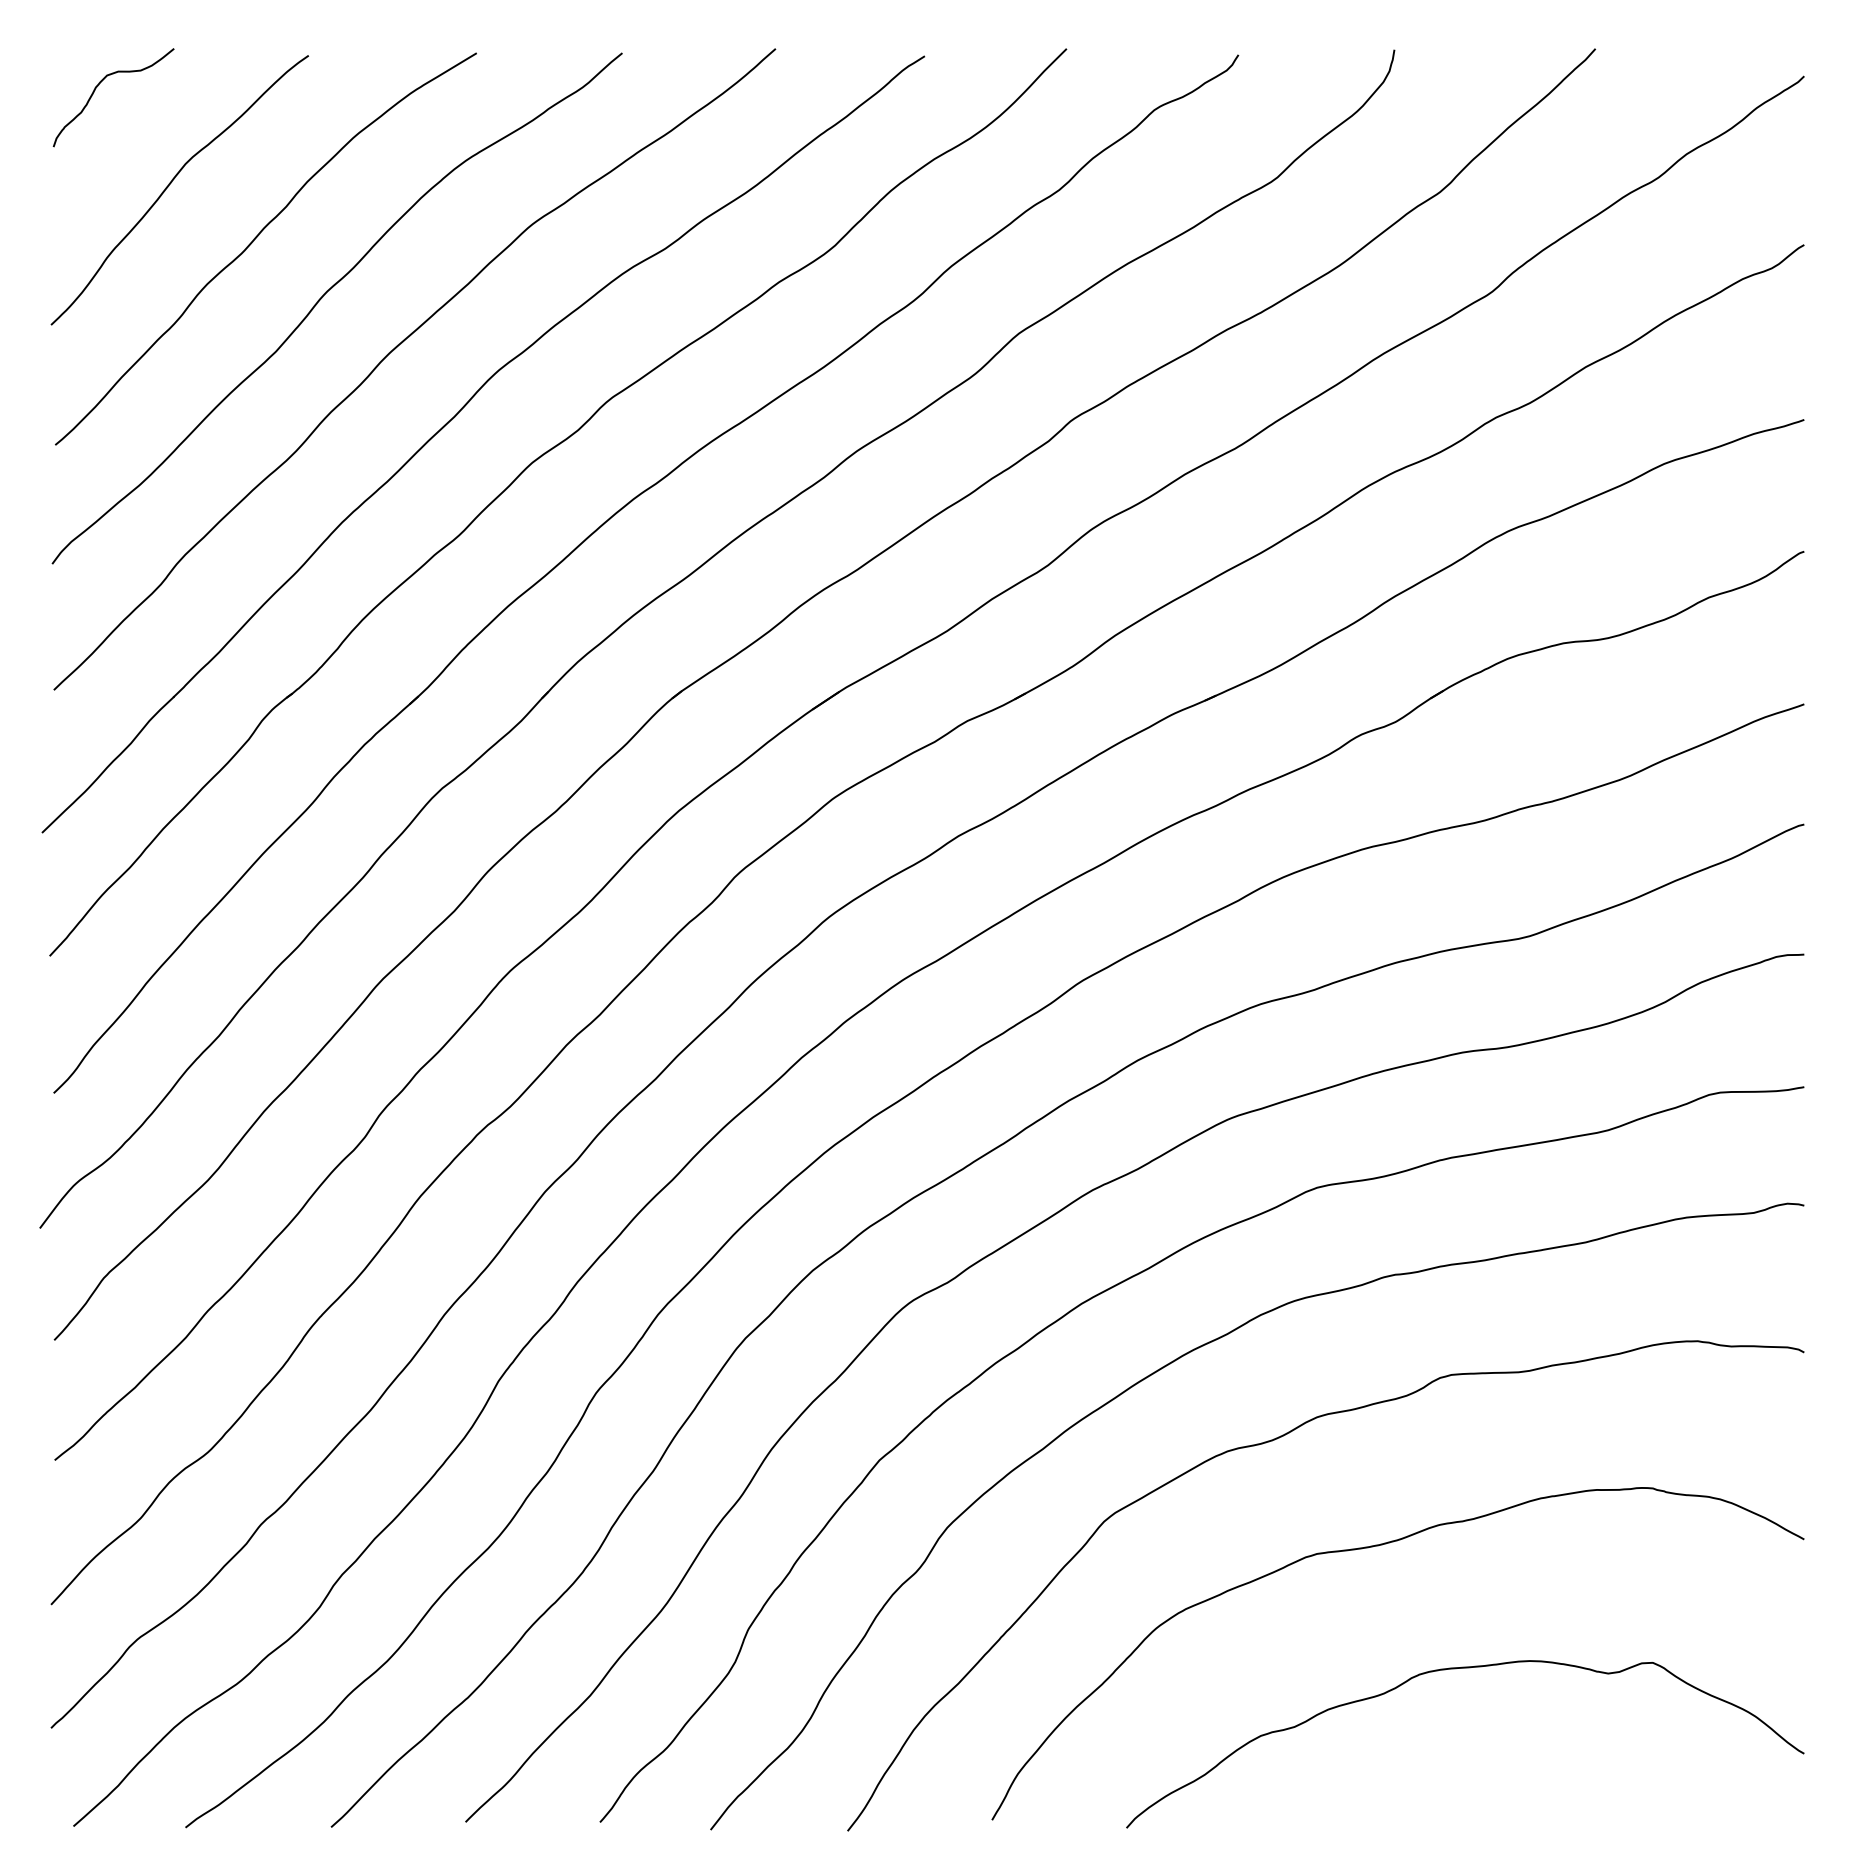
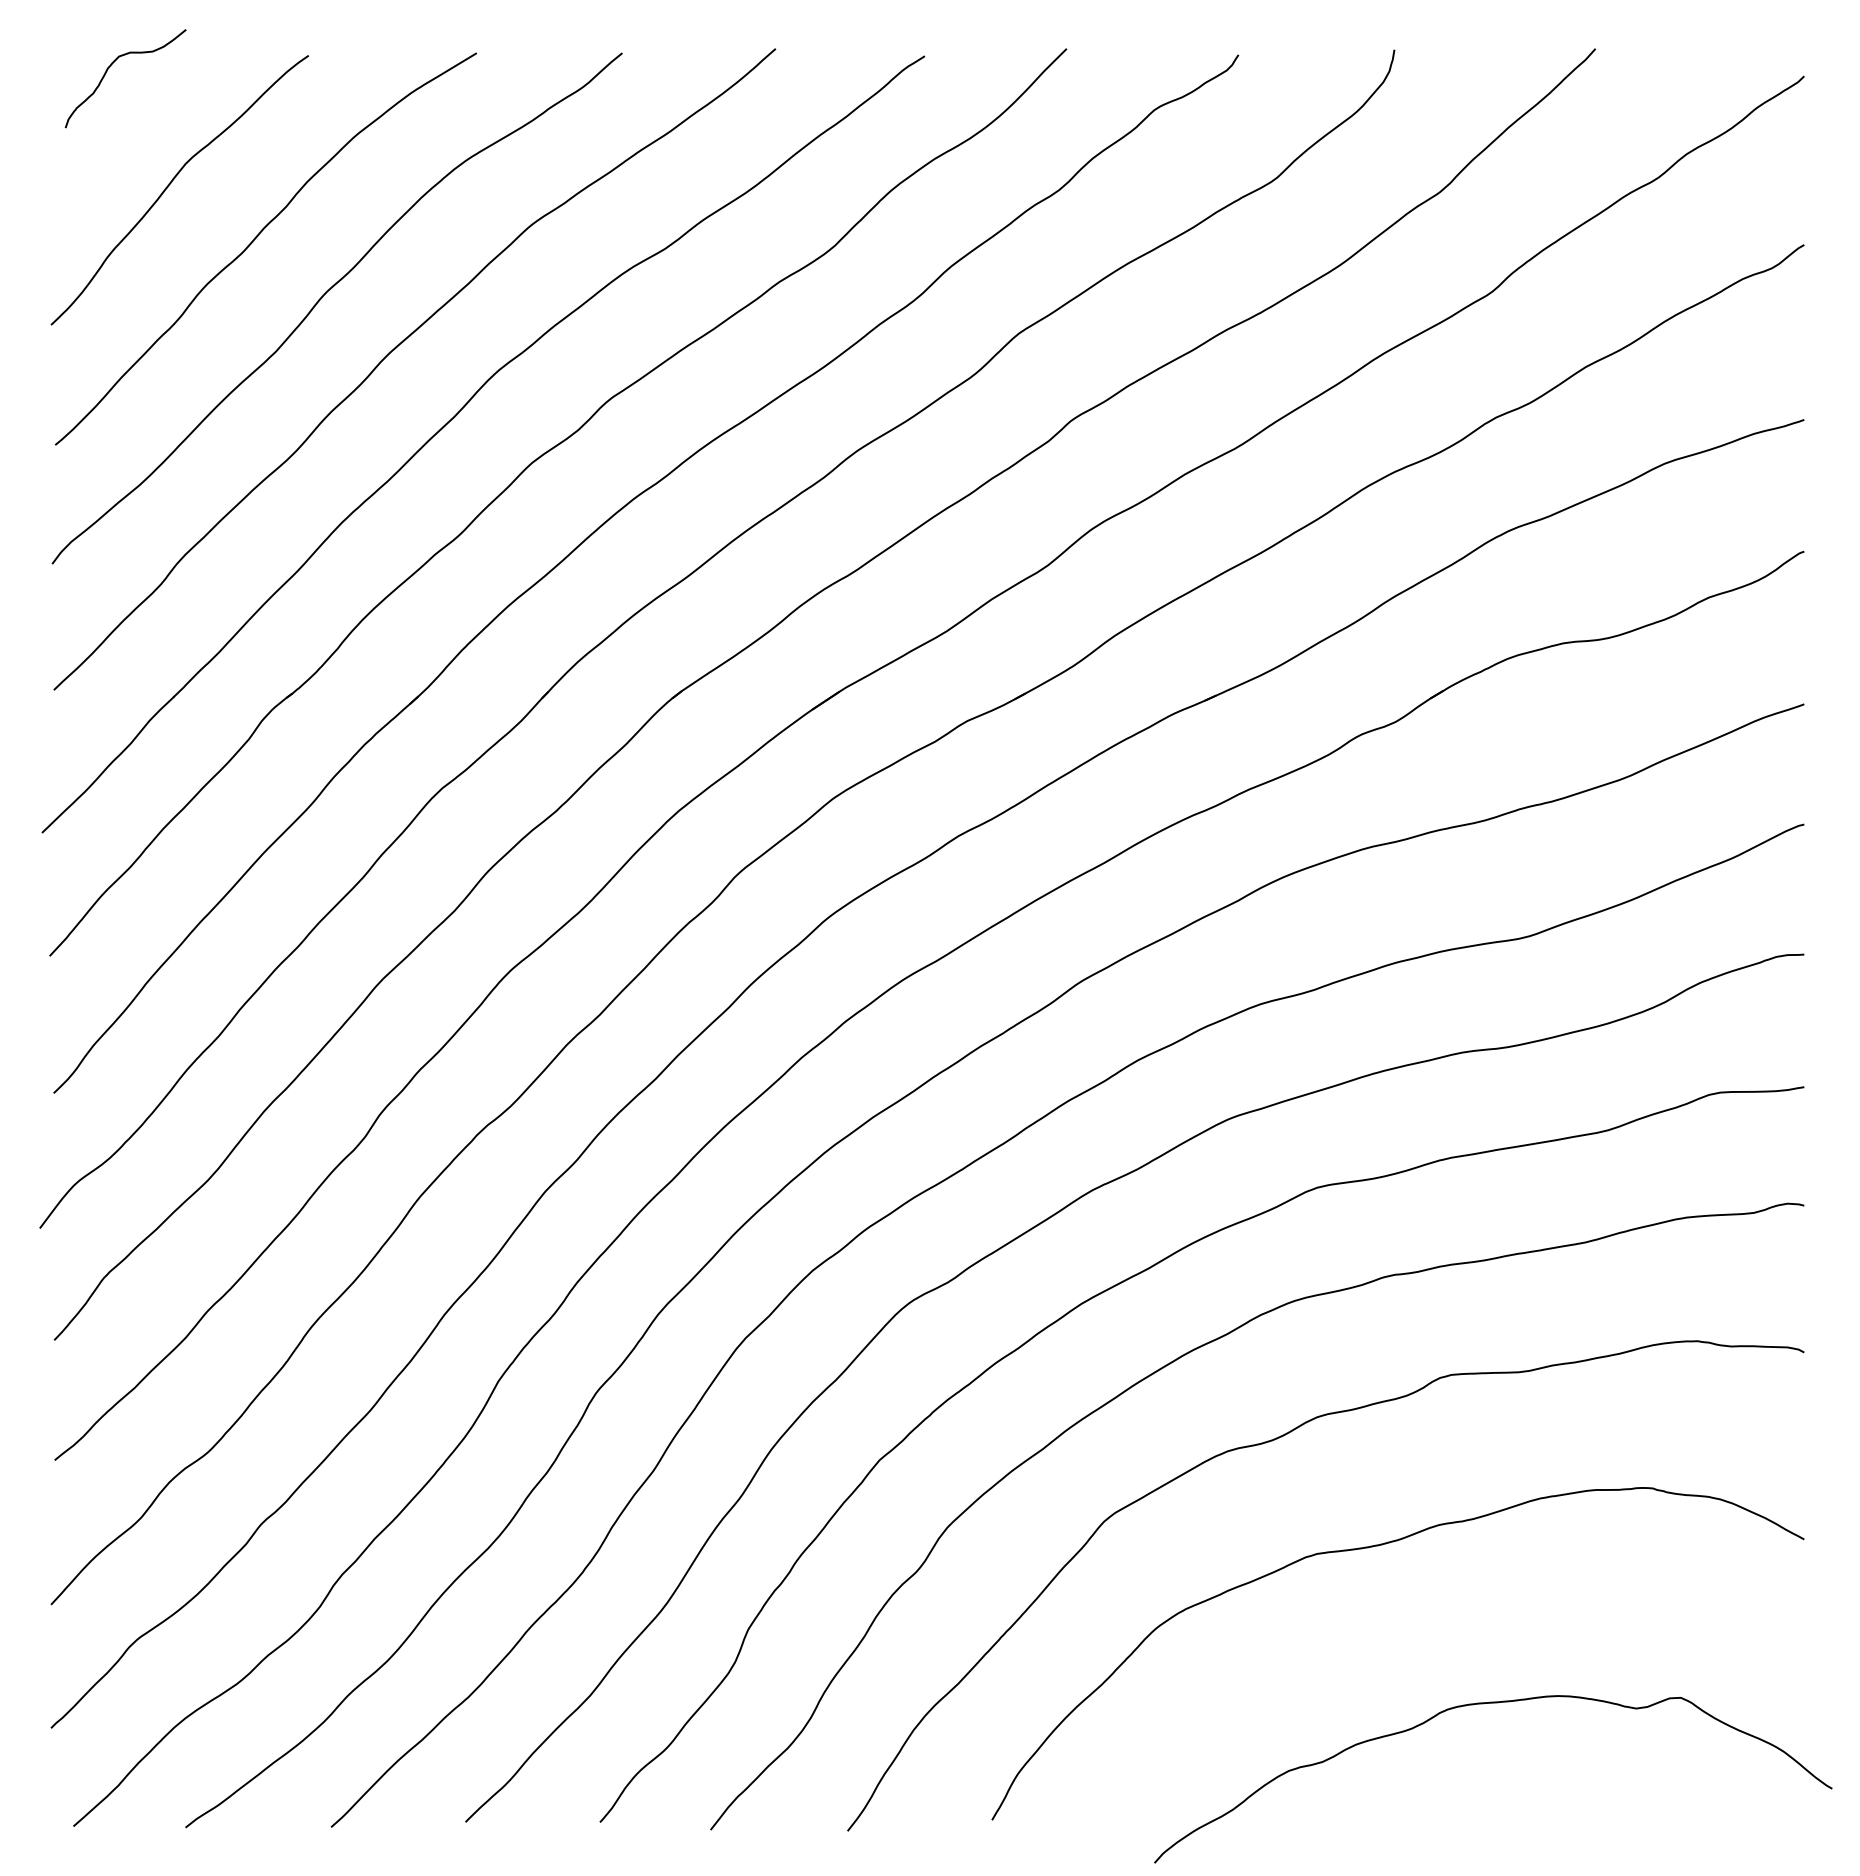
curve position: (98, 86) -> (110, 67) (110, 67)
curve position: (1456, 1669) -> (1484, 1704) (1484, 1704)
